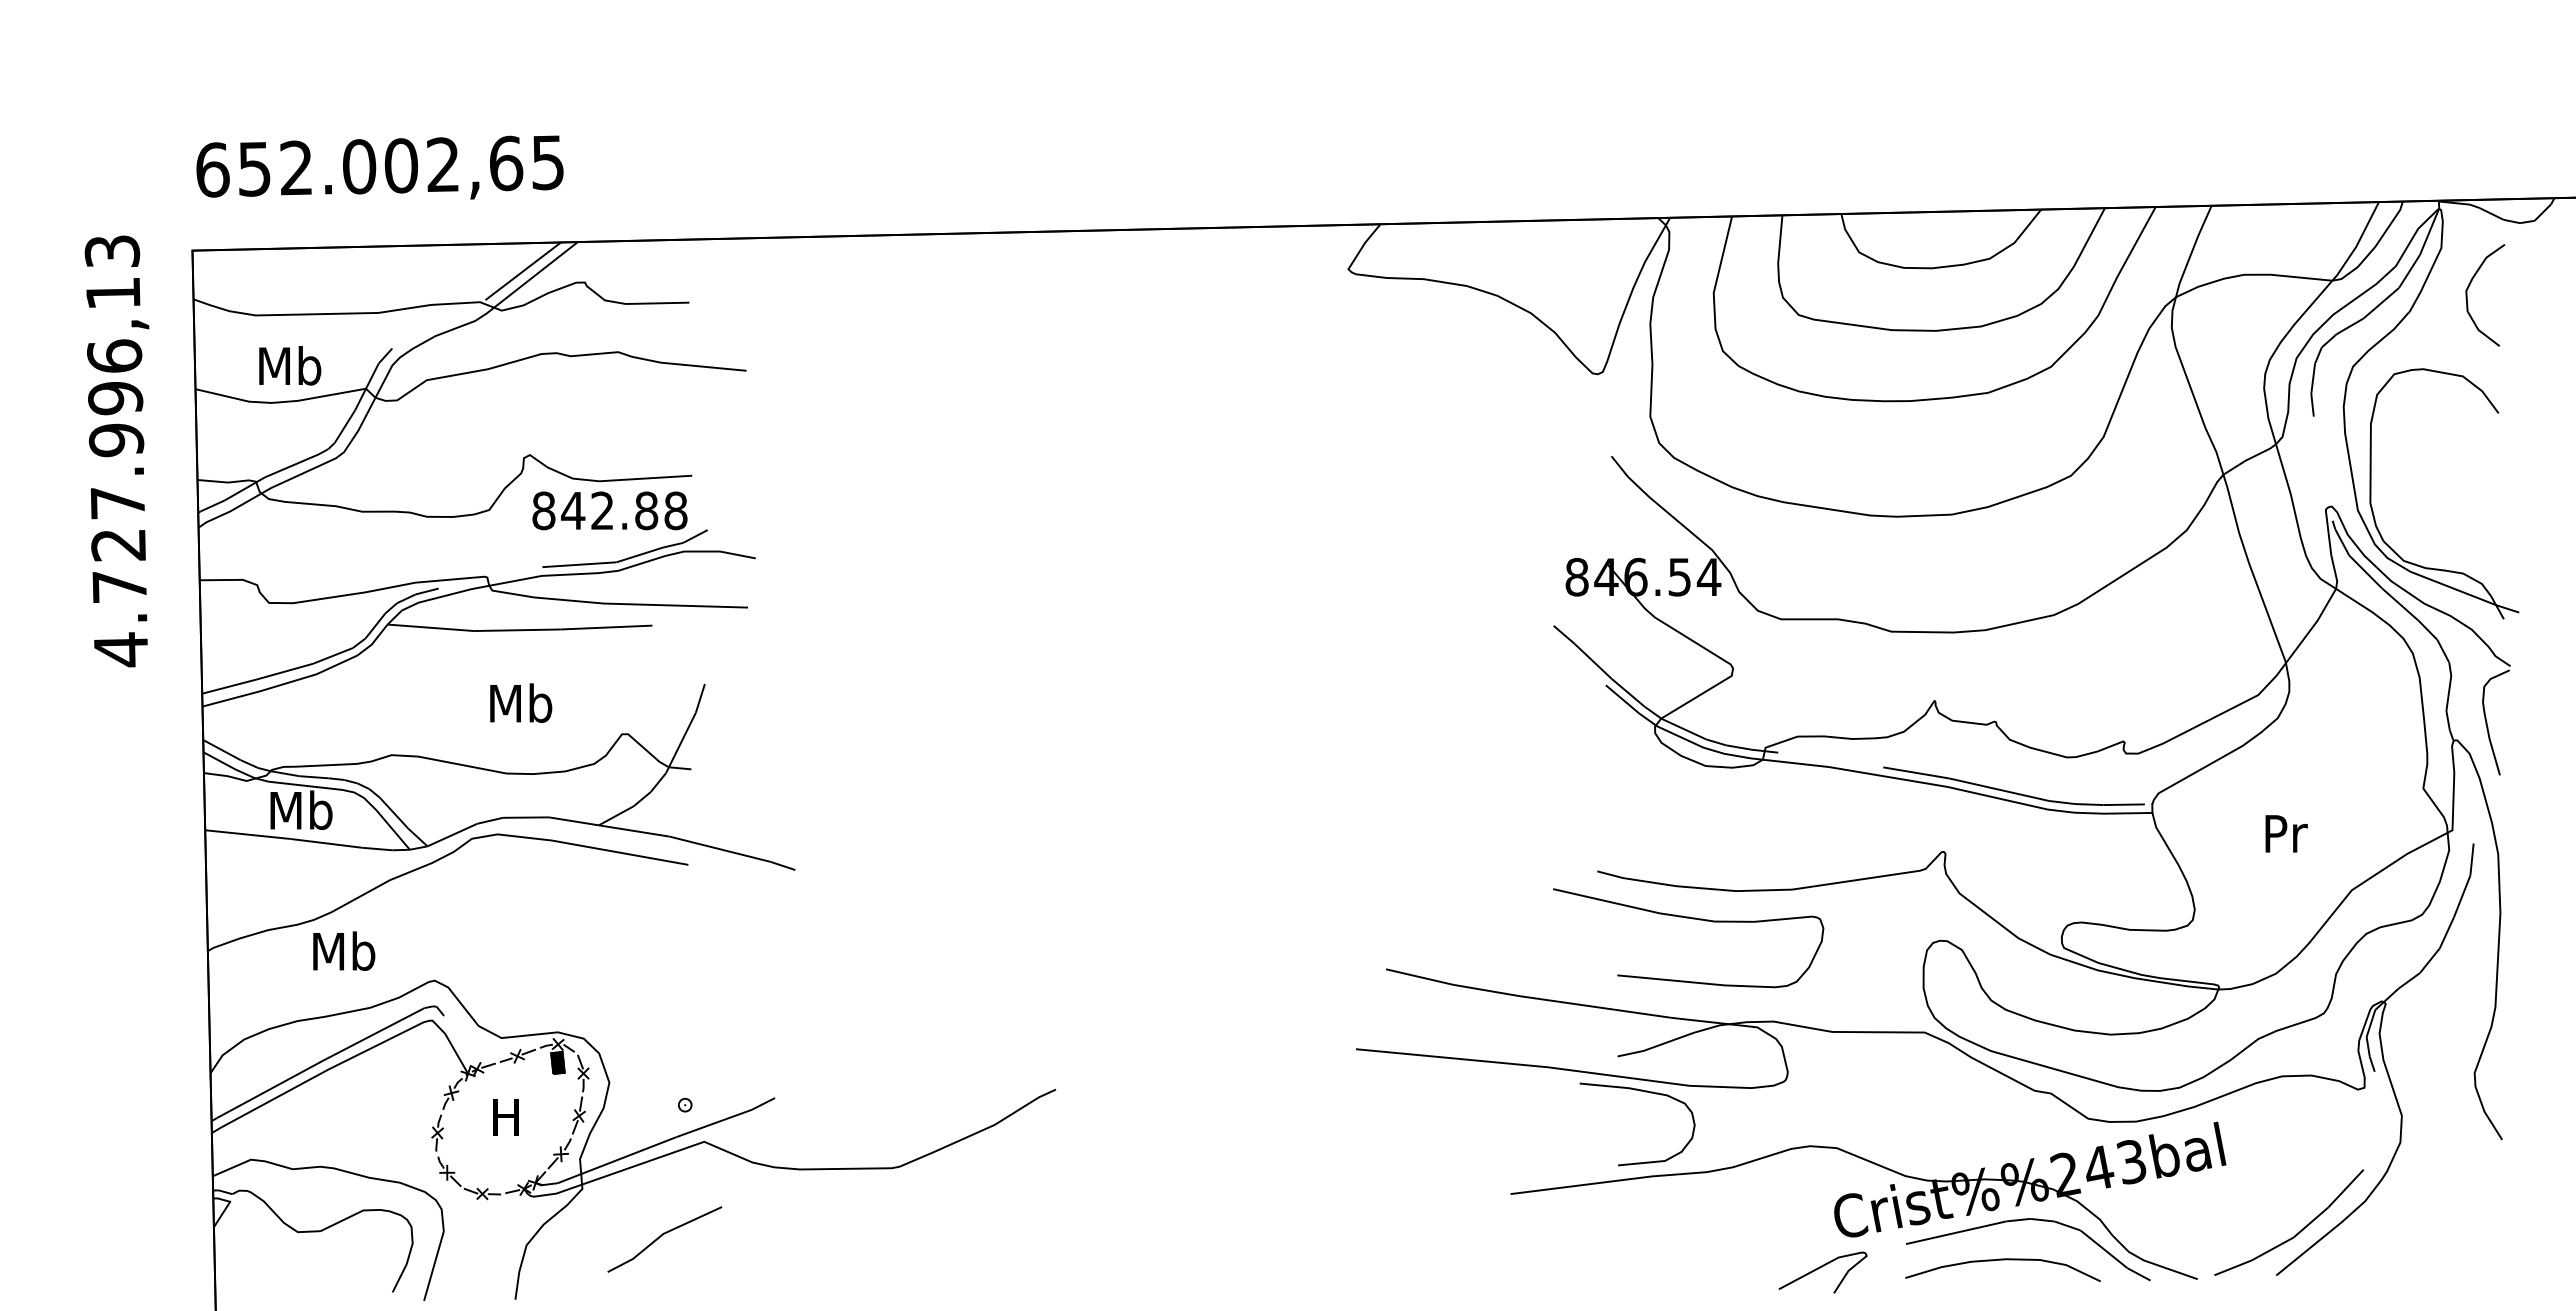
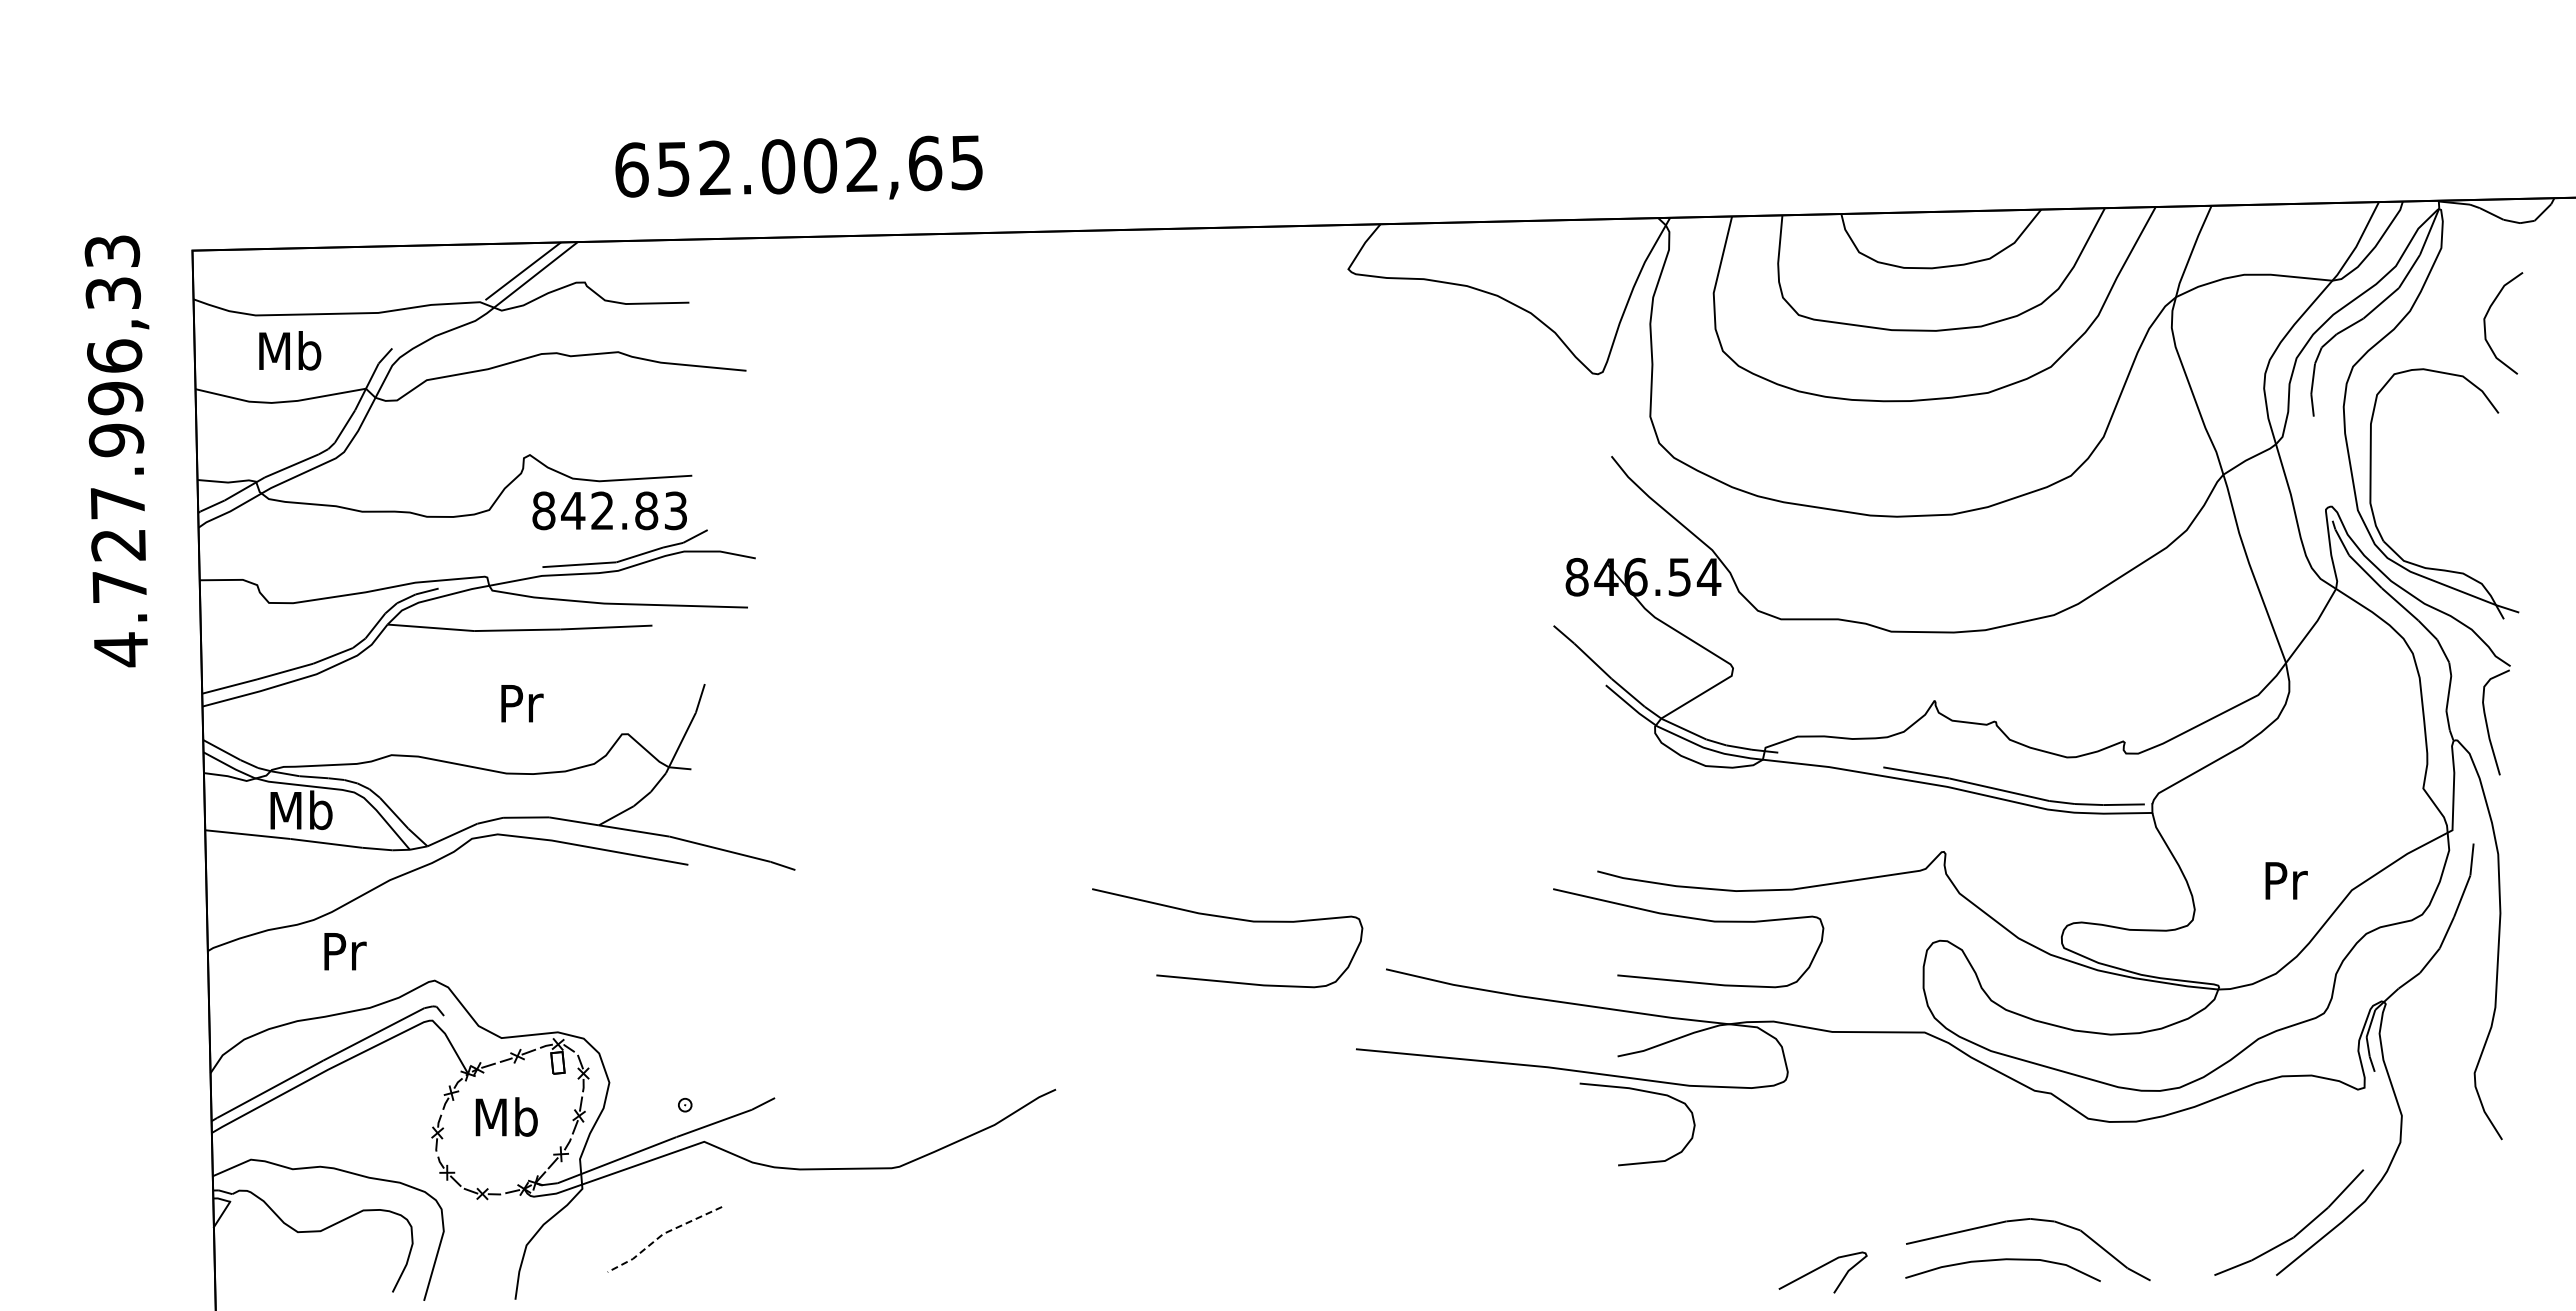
text position: (379, 167) -> (798, 167) (798, 167)
curve position: (2469, 287) -> (2487, 315) (2487, 315)
text: 4.727.996,13 -> 4.727.996,33 (112, 292)
text position: (290, 365) -> (290, 350) (290, 350)
text: 842.88 -> 842.83 (675, 510)
text: Mb -> Pr (521, 702)
text position: (2286, 833) -> (2286, 880) (2286, 880)
curve: none -> present (1231, 919)
text: Mb -> Pr (344, 950)
fill: present -> none (557, 1062)
text: H -> Mb (506, 1116)
part: present -> none (1868, 1200)
line: solid -> dashed (661, 1235)
